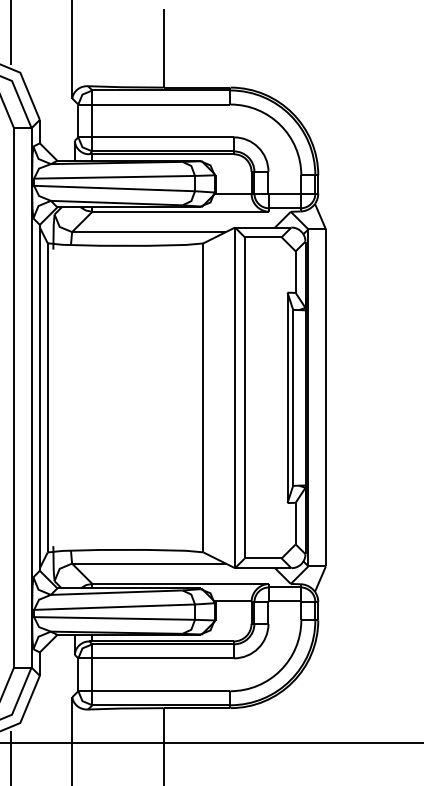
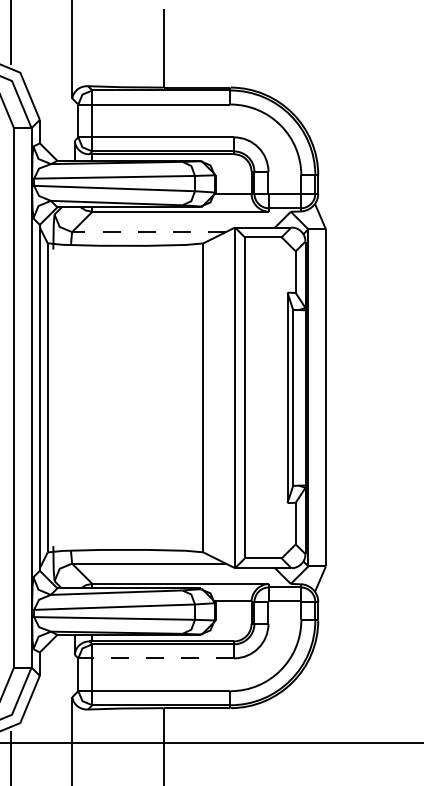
line: solid -> dashed (149, 232)
line: solid -> dashed (163, 658)
